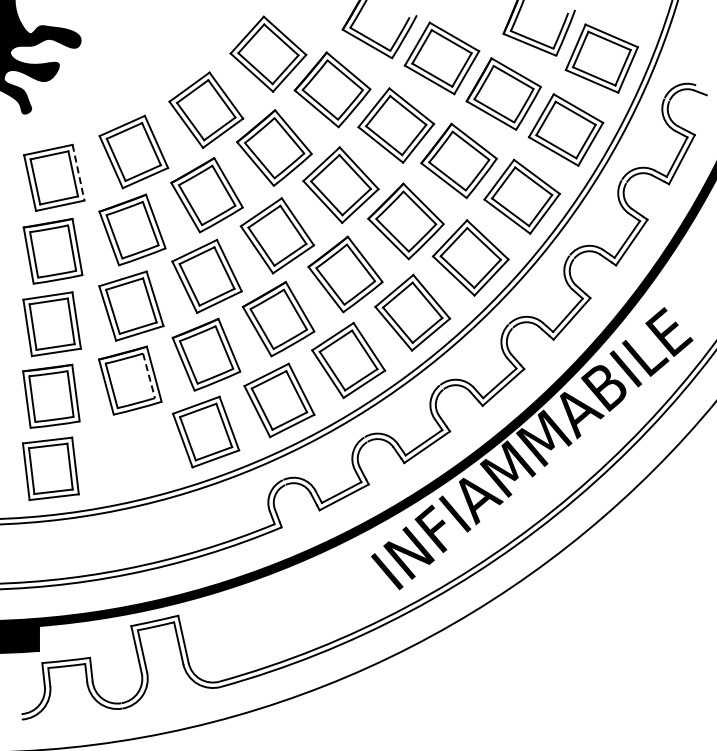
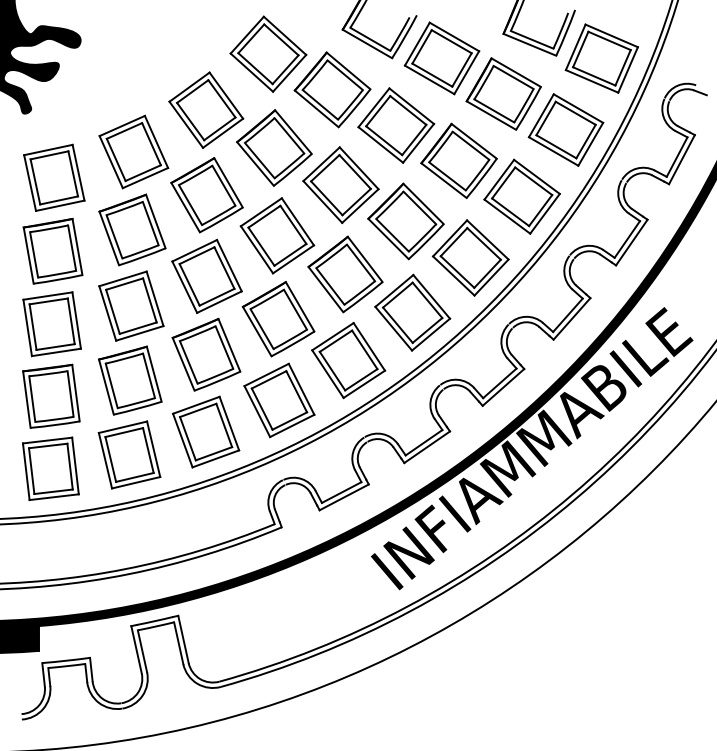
line: dashed -> solid (78, 172)
line: dashed -> solid (149, 376)
part: none -> present (129, 454)
